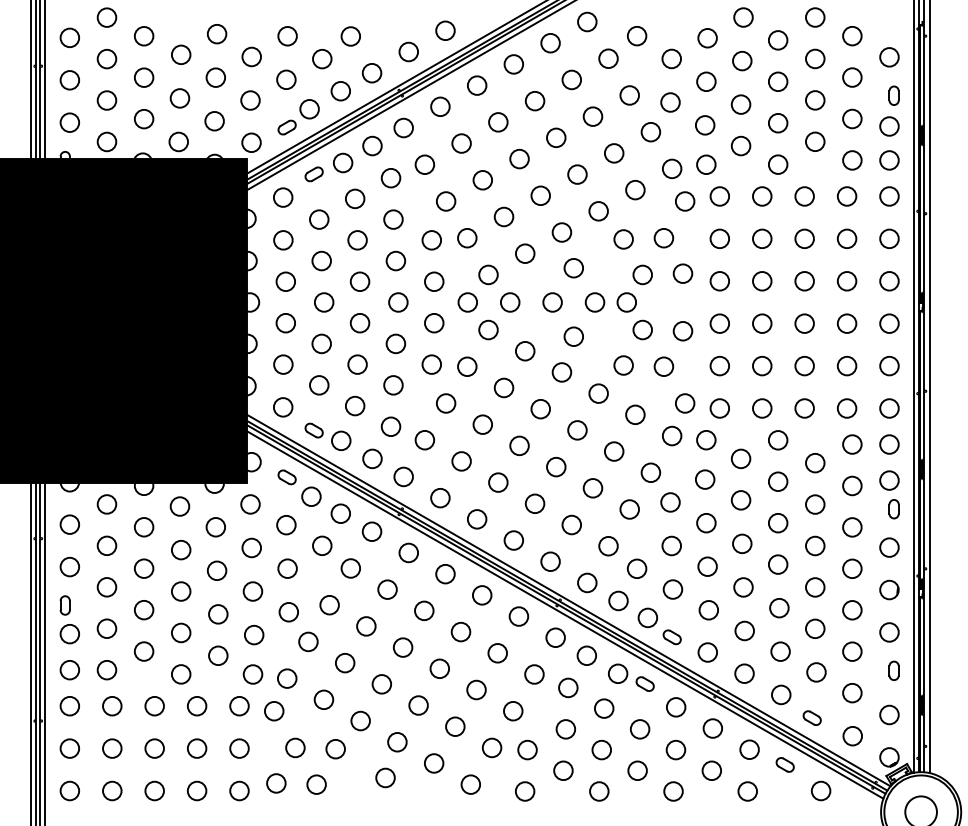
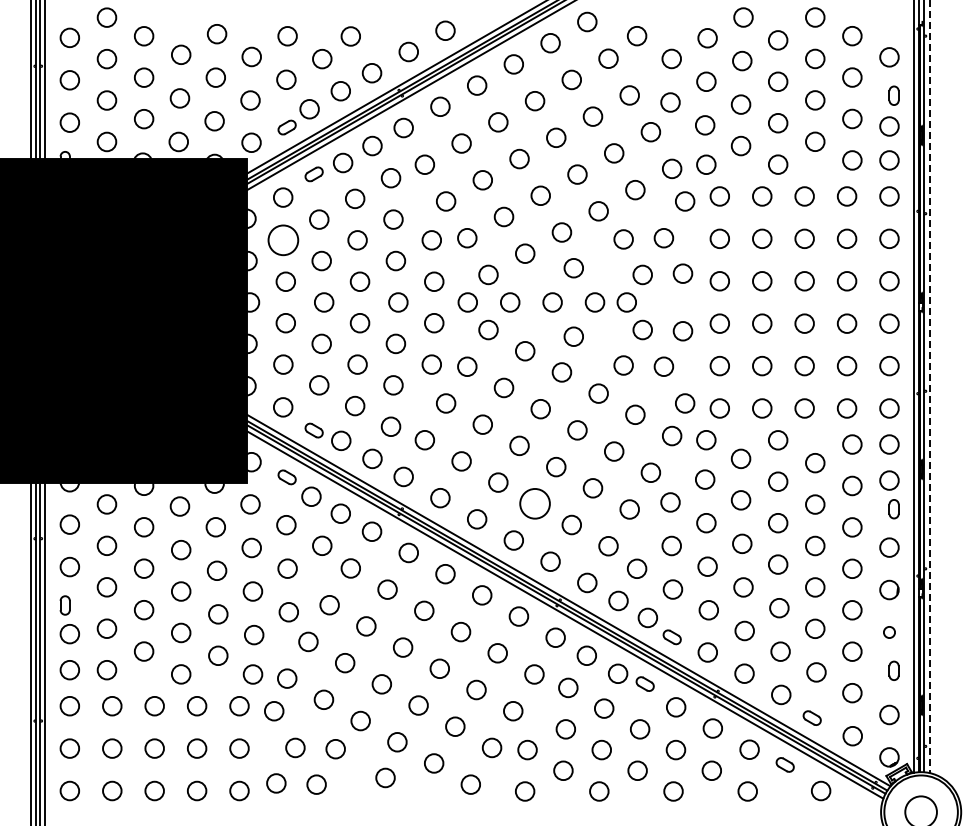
circle diameter: 19 px -> 30 px (283, 240)
line: solid -> dashed (929, 387)
circle diameter: 19 px -> 30 px (534, 503)
circle size: 21x21 px -> 13x13 px (889, 632)
